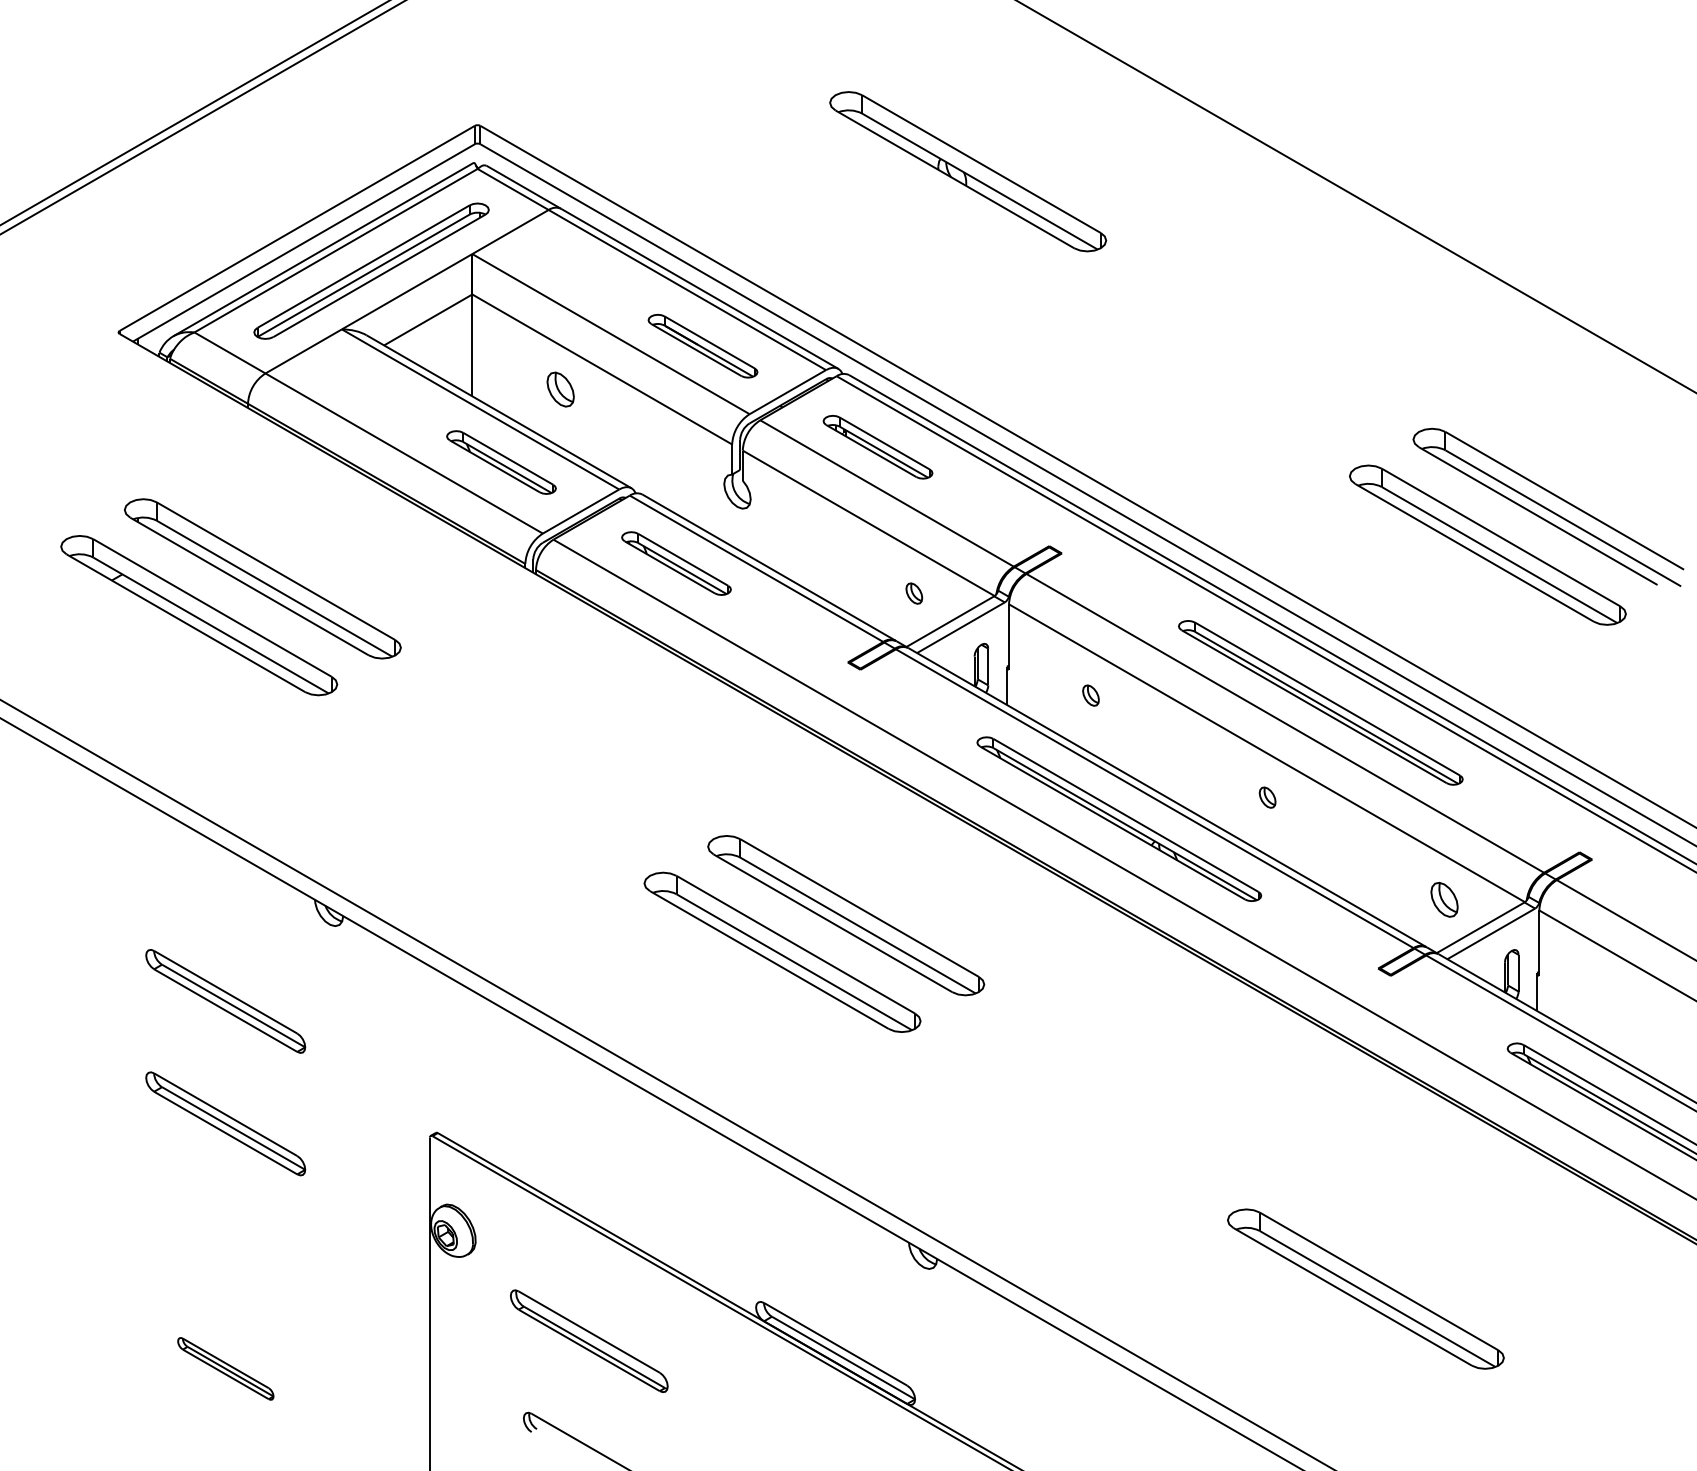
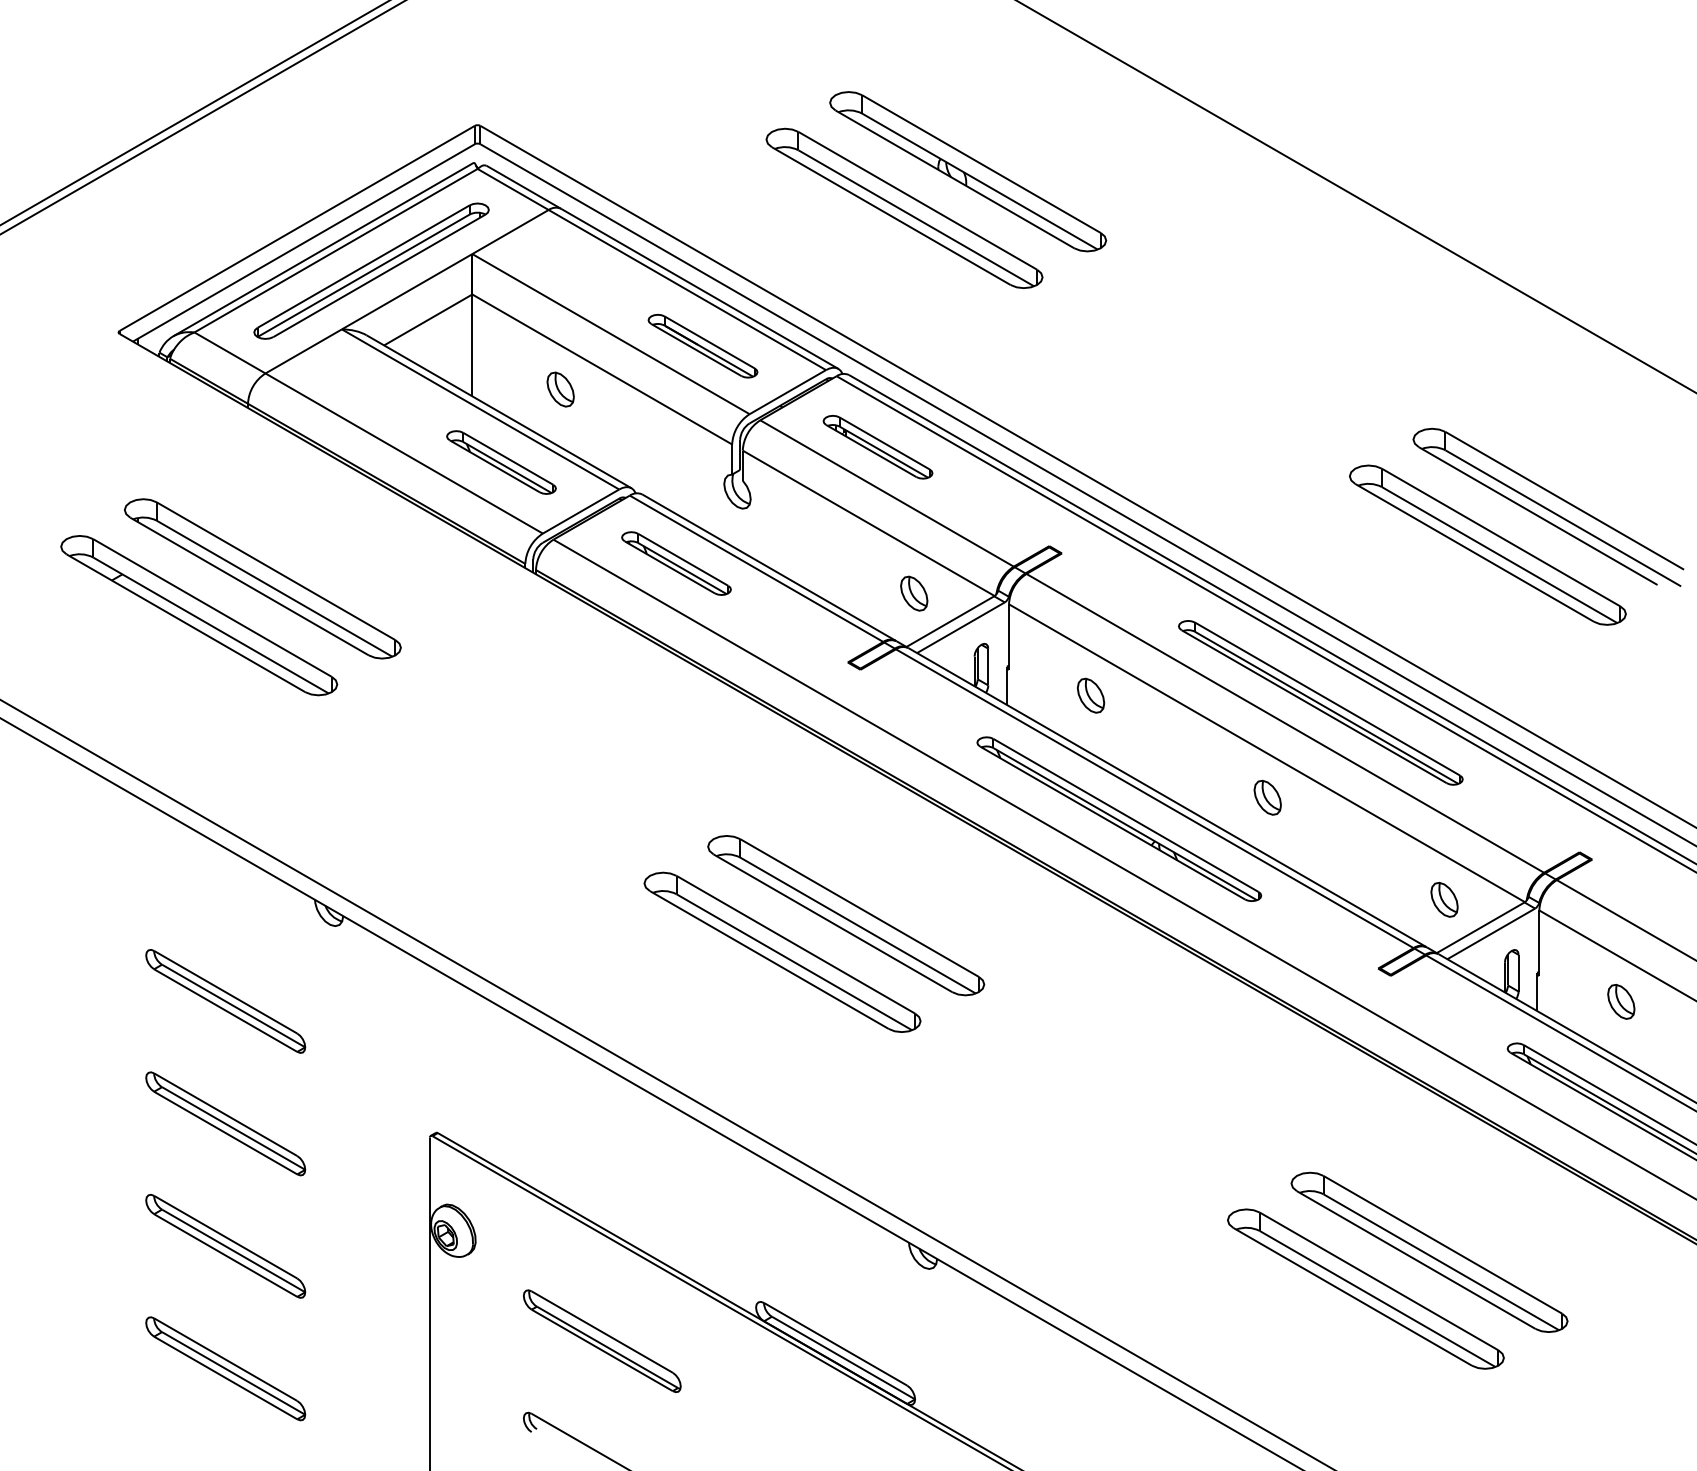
part: none -> present (904, 207)
part size: 19x23 px -> 29x37 px (914, 593)
part size: 18x23 px -> 30x37 px (1090, 695)
part size: 19x23 px -> 29x37 px (1267, 797)
part: none -> present (1621, 1001)
part: none -> present (225, 1246)
part: none -> present (1429, 1251)
part position: (589, 1340) -> (602, 1340) (602, 1340)
part size: 98x64 px -> 162x106 px (225, 1368)
